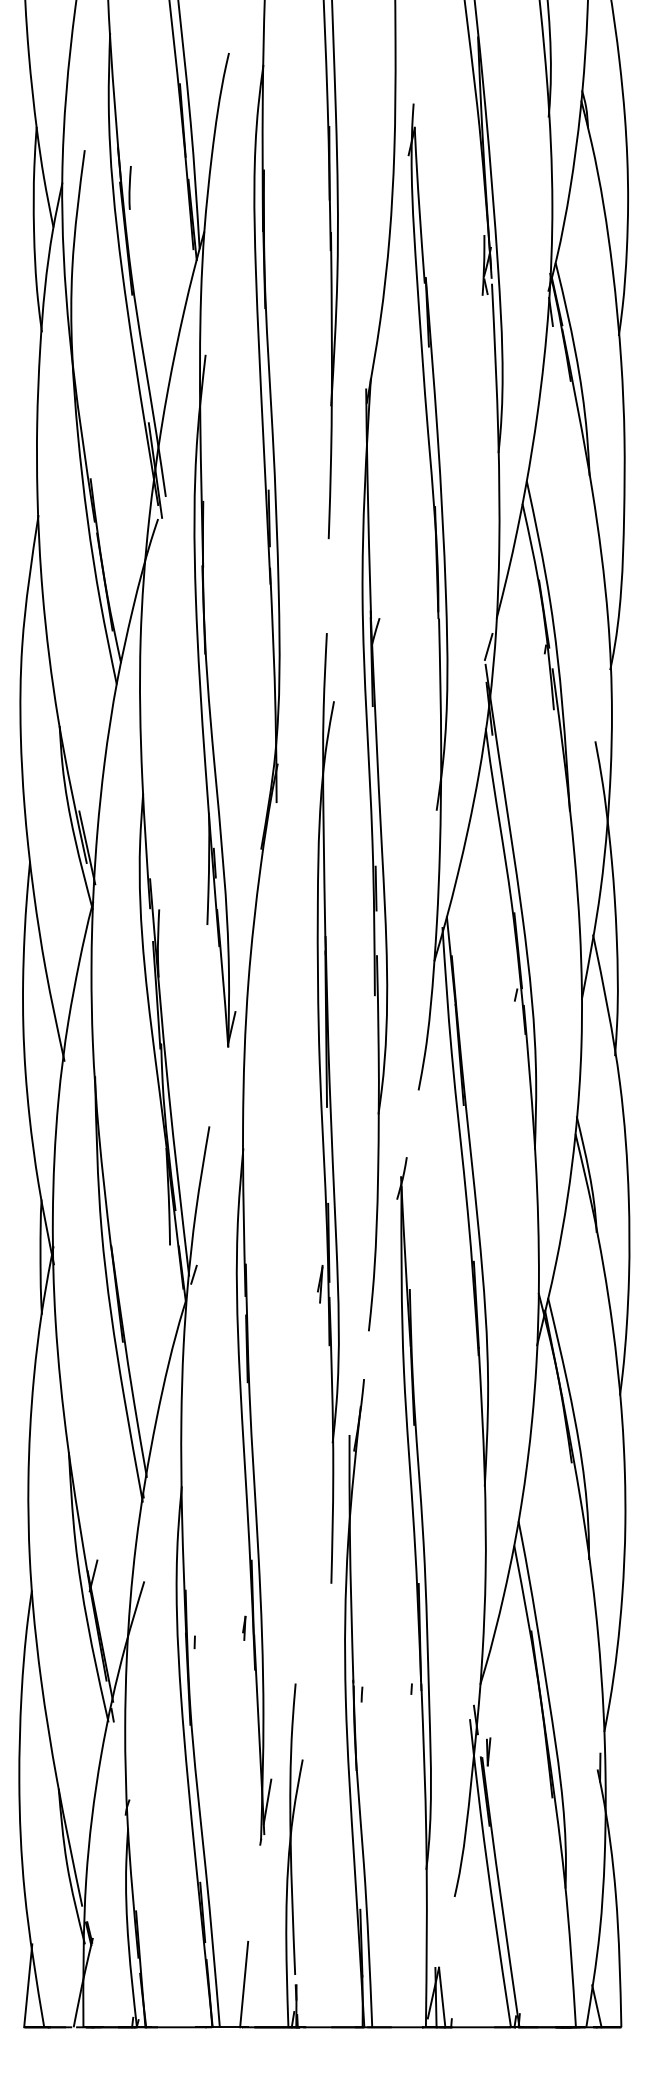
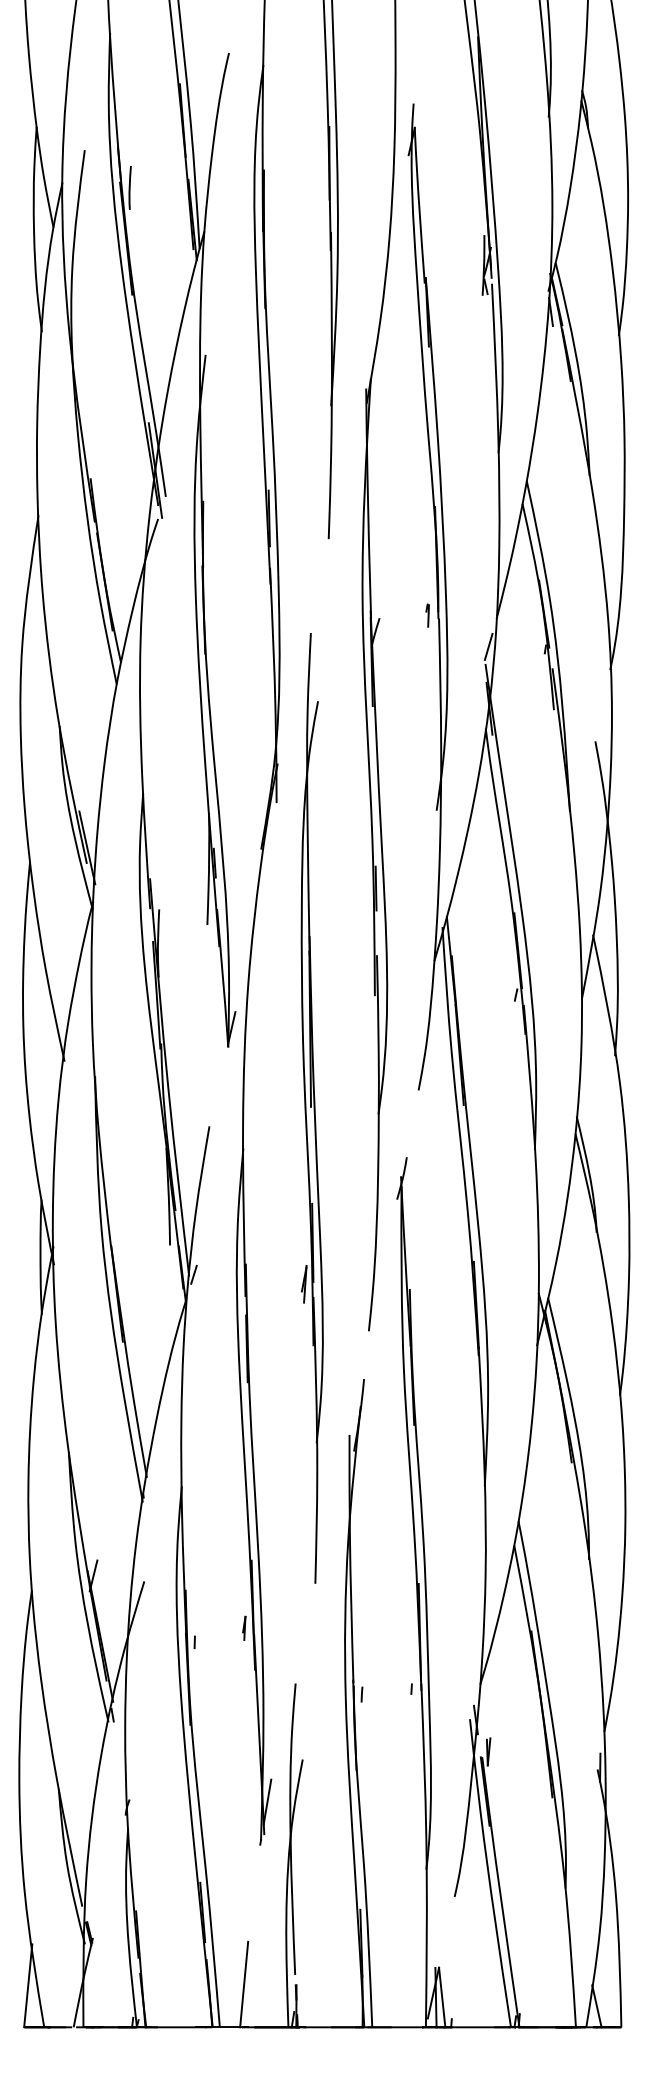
line: none -> present (427, 615)
part position: (327, 1108) -> (311, 1108) (311, 1108)
